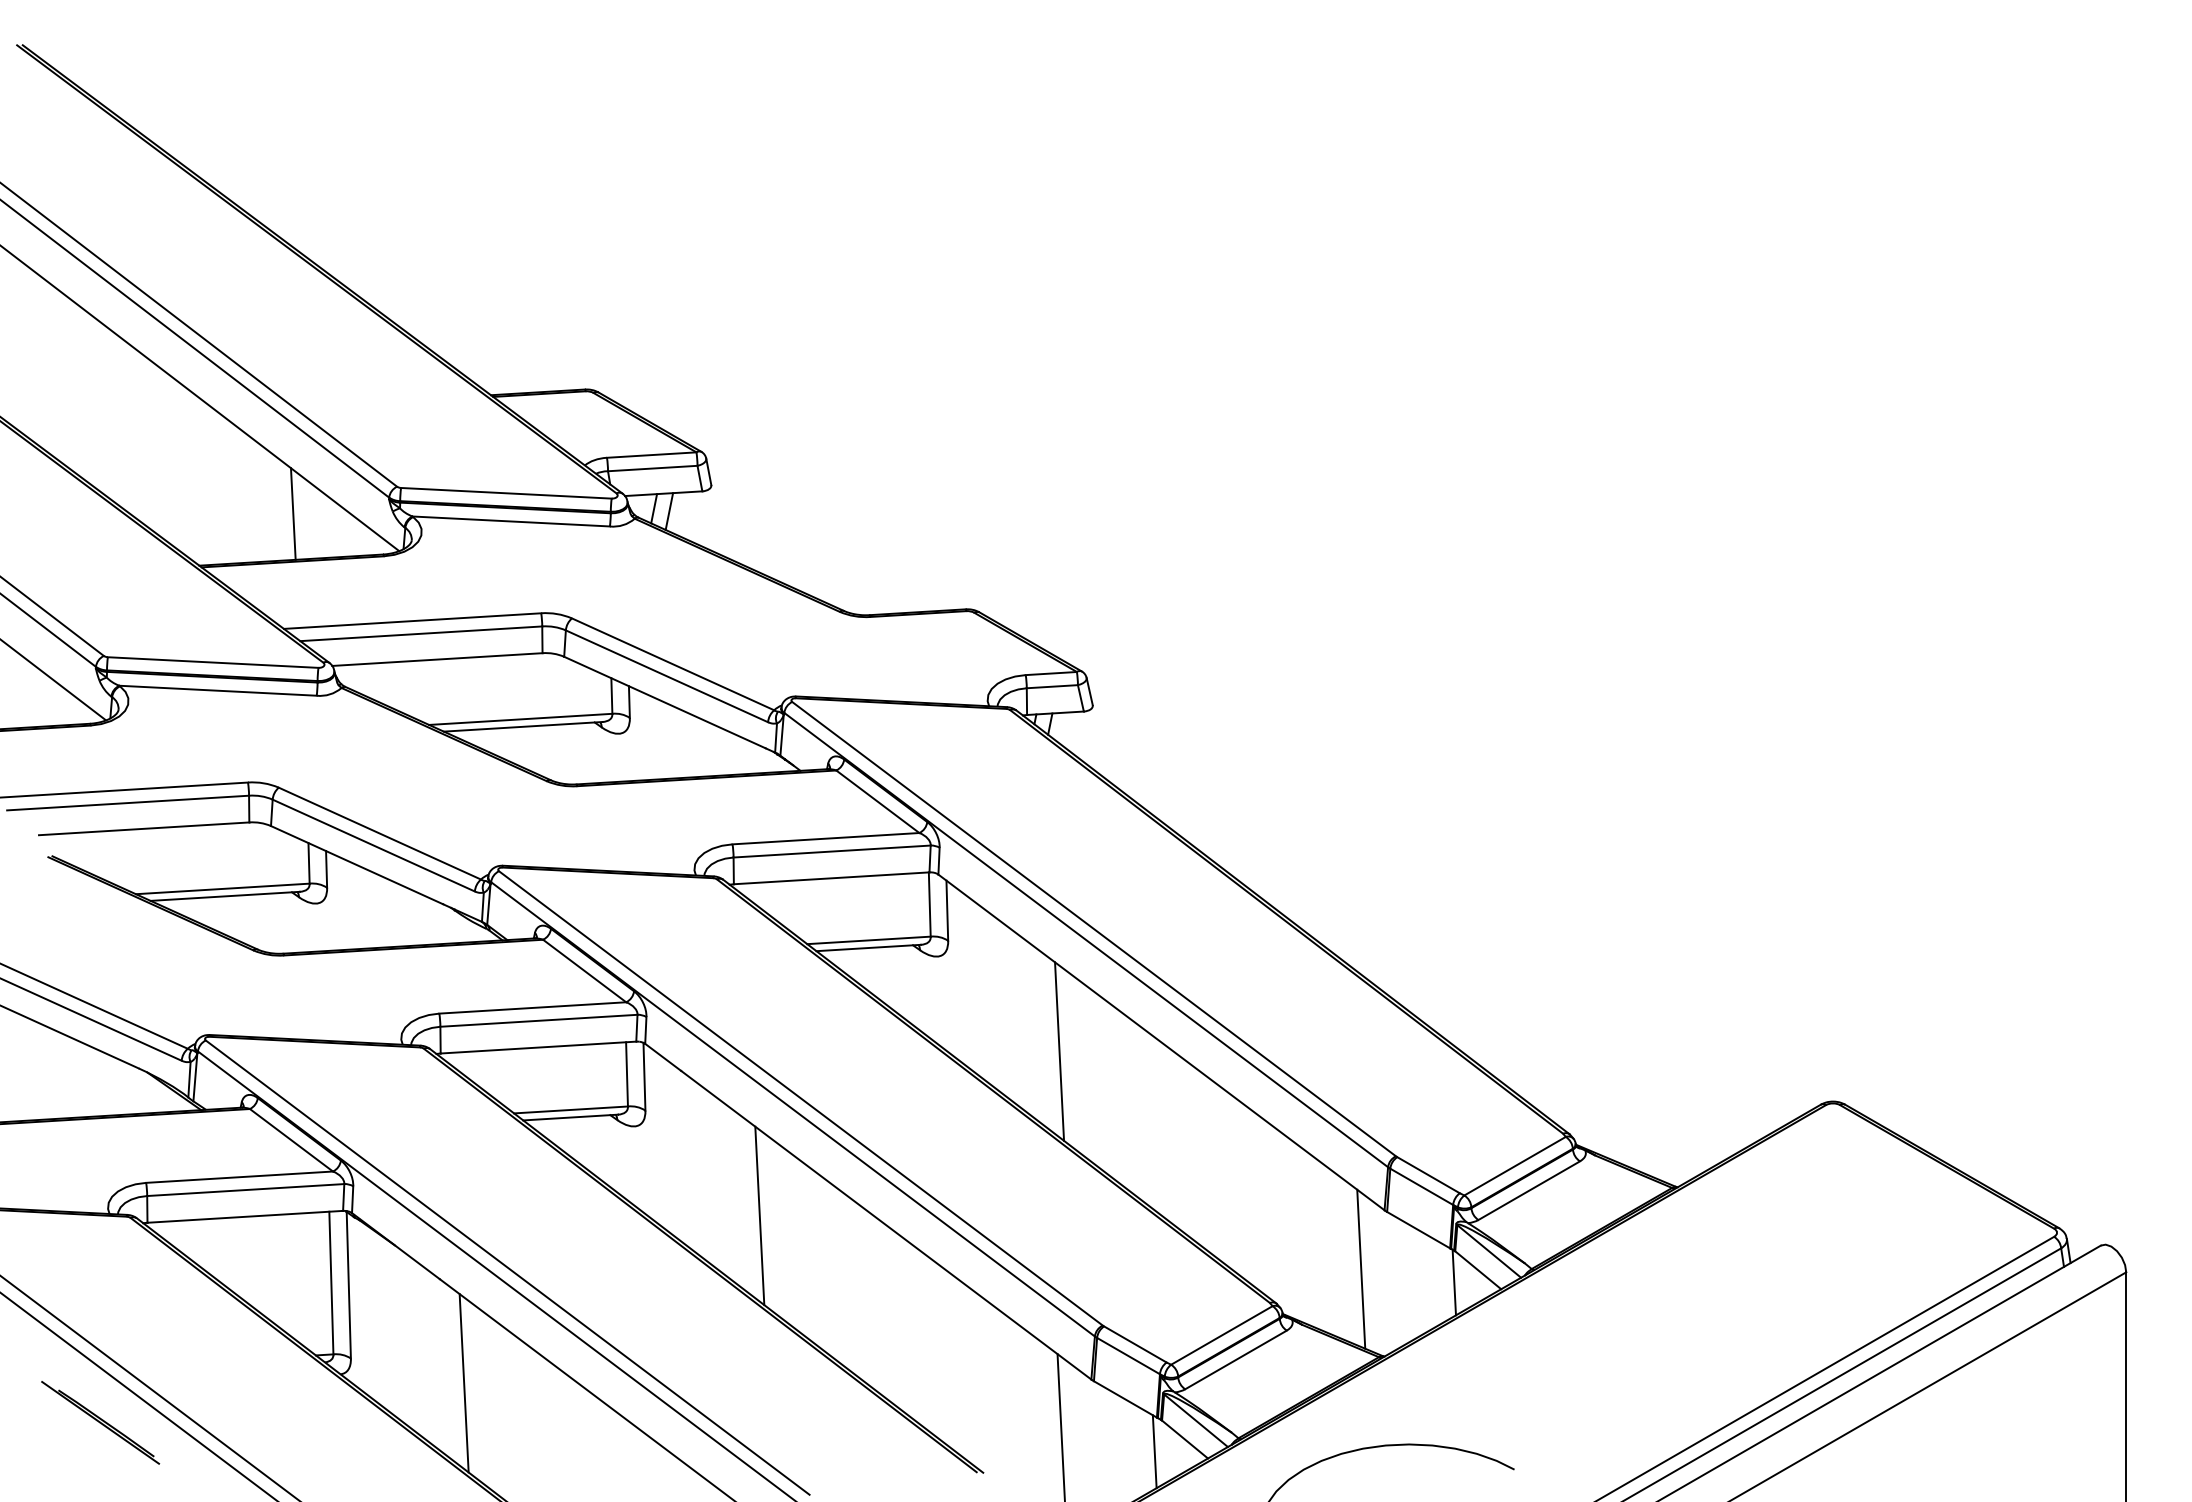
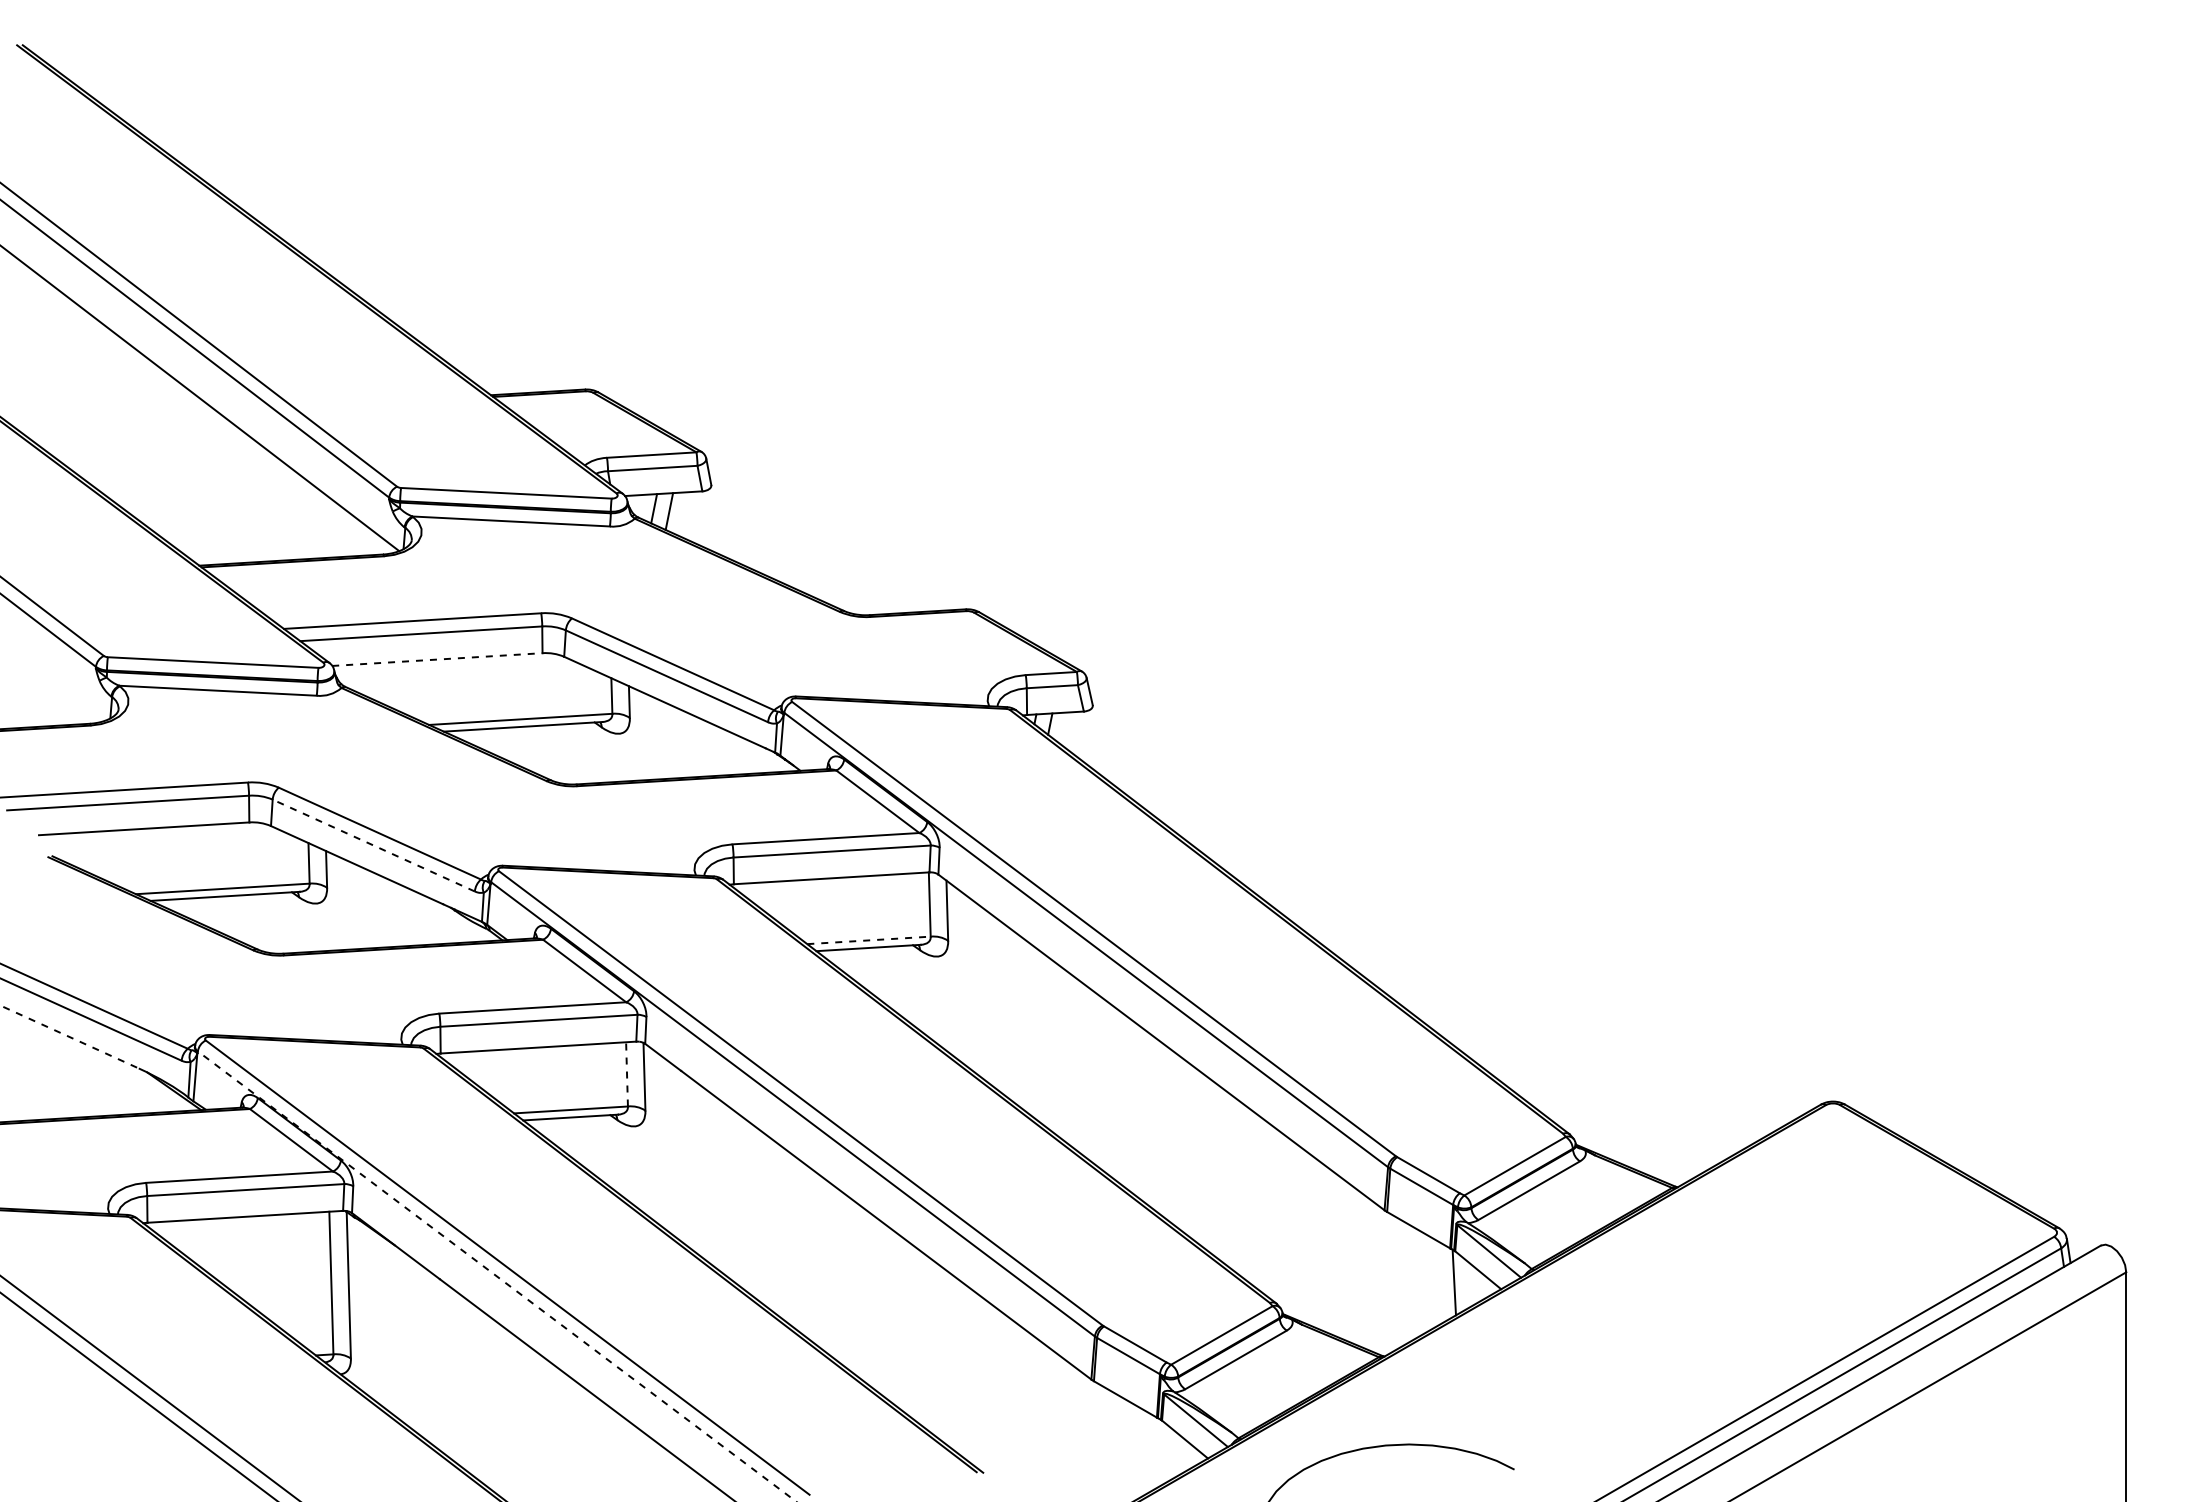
line: present -> none (292, 513)
line: solid -> dashed (437, 659)
line: present -> none (53, 680)
line: solid -> dashed (373, 845)
line: solid -> dashed (869, 940)
line: solid -> dashed (69, 1037)
line: present -> none (1059, 1051)
line: solid -> dashed (627, 1073)
line: present -> none (759, 1215)
line: present -> none (1361, 1268)
line: solid -> dashed (496, 1276)
line: present -> none (463, 1383)
part: present -> none (100, 1422)
line: present -> none (1060, 1426)
line: present -> none (1154, 1451)
